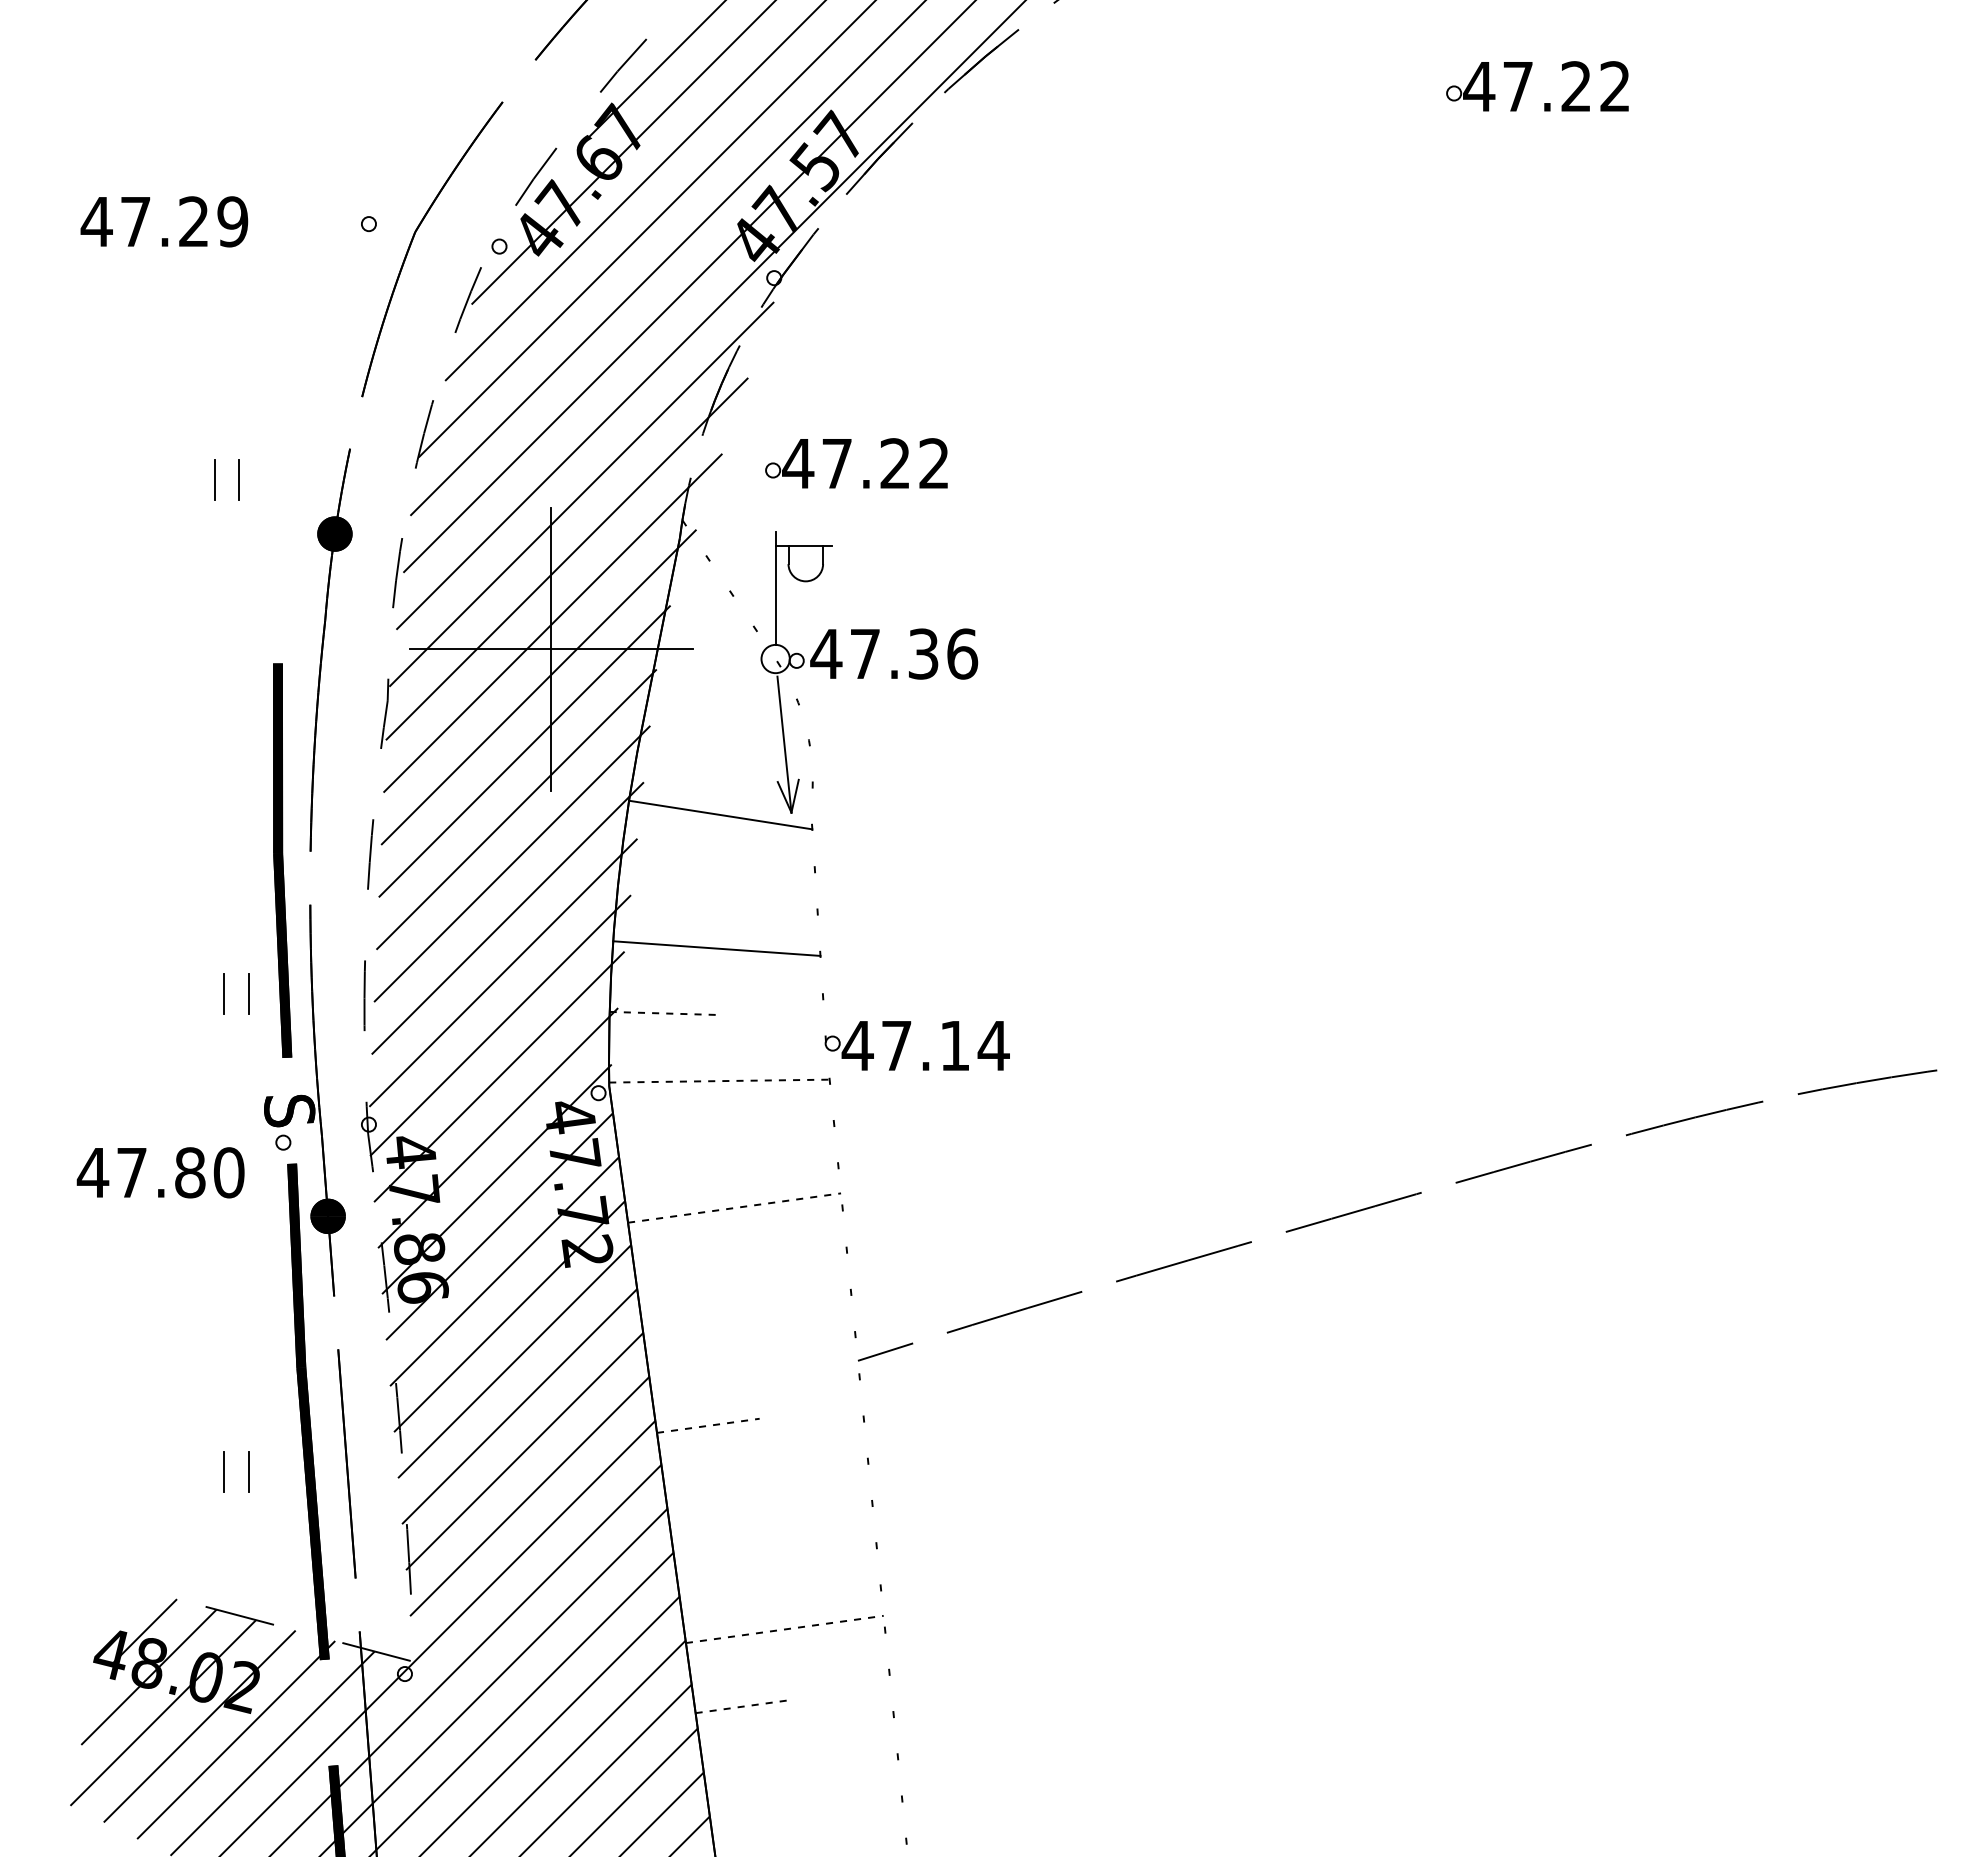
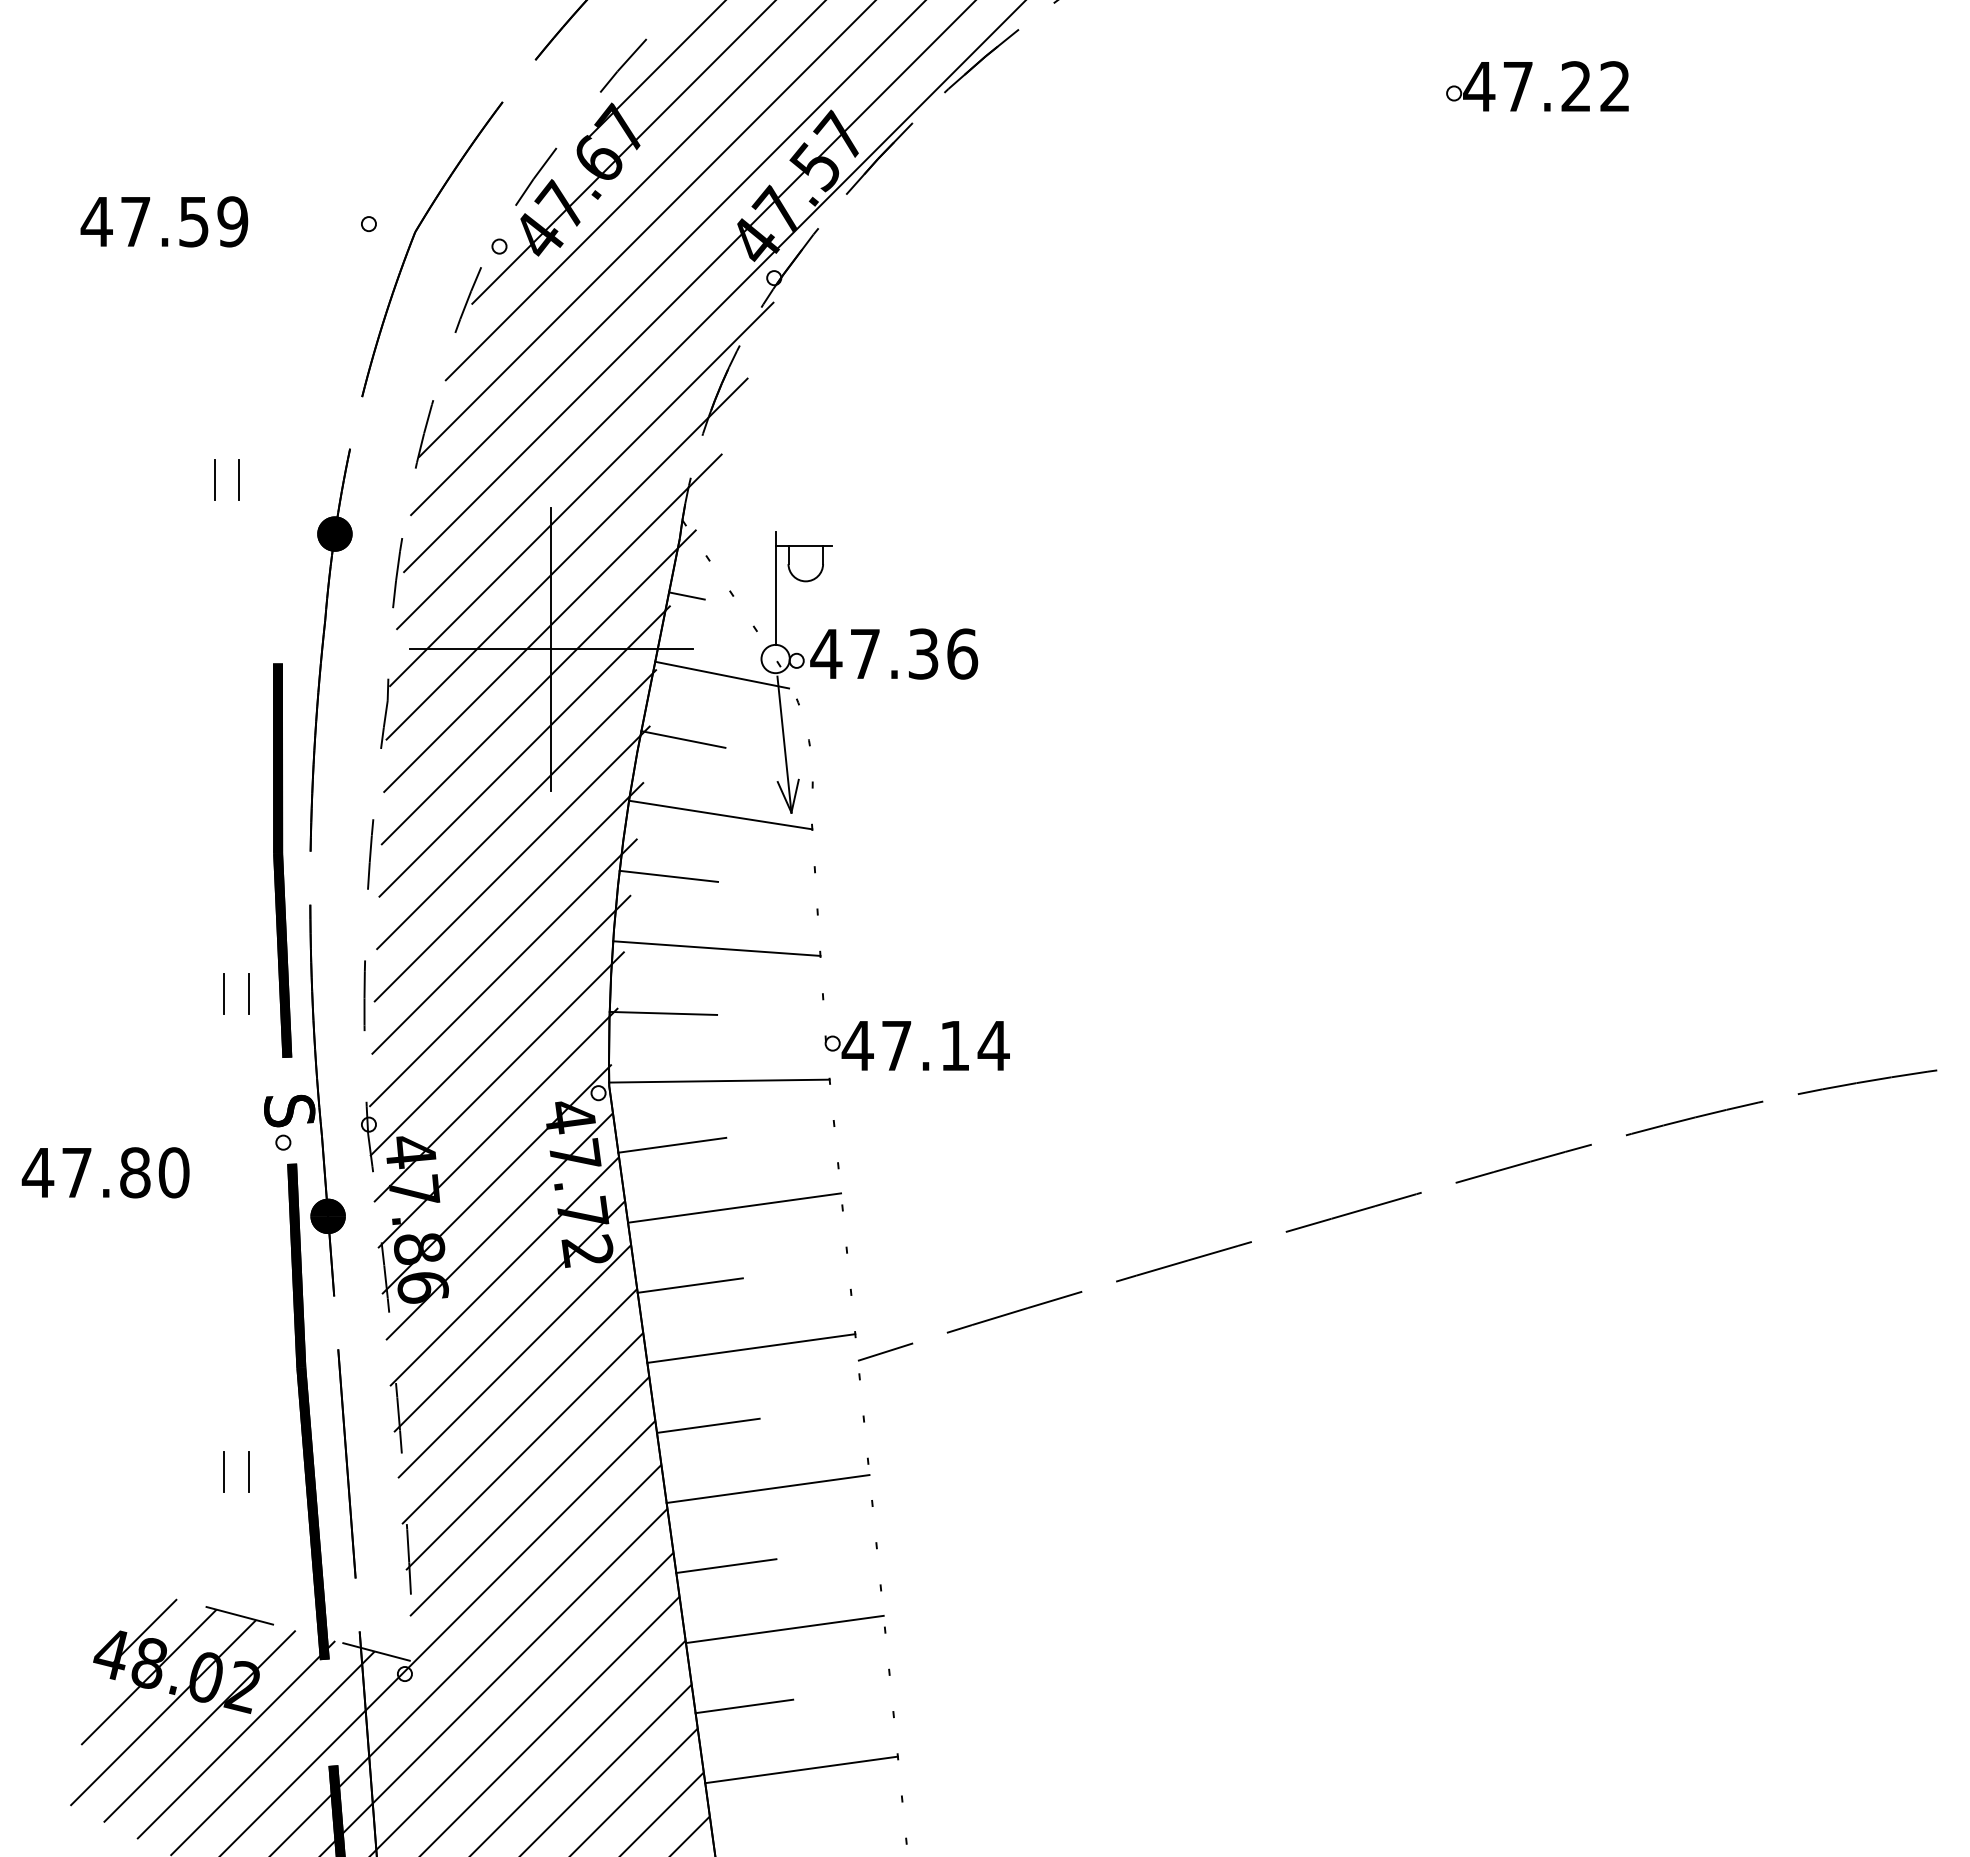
text: 47.29 -> 47.59 (193, 221)
part: present -> none (845, 459)
line: none -> present (686, 595)
line: none -> present (722, 674)
line: none -> present (683, 739)
line: none -> present (668, 875)
line: dashed -> solid (663, 1013)
line: dashed -> solid (719, 1081)
line: none -> present (672, 1144)
text position: (160, 1172) -> (105, 1172) (105, 1172)
line: dashed -> solid (734, 1208)
line: none -> present (689, 1285)
line: none -> present (751, 1348)
line: dashed -> solid (708, 1425)
line: none -> present (767, 1488)
line: none -> present (726, 1566)
line: dashed -> solid (784, 1629)
line: dashed -> solid (744, 1706)
line: none -> present (801, 1769)
